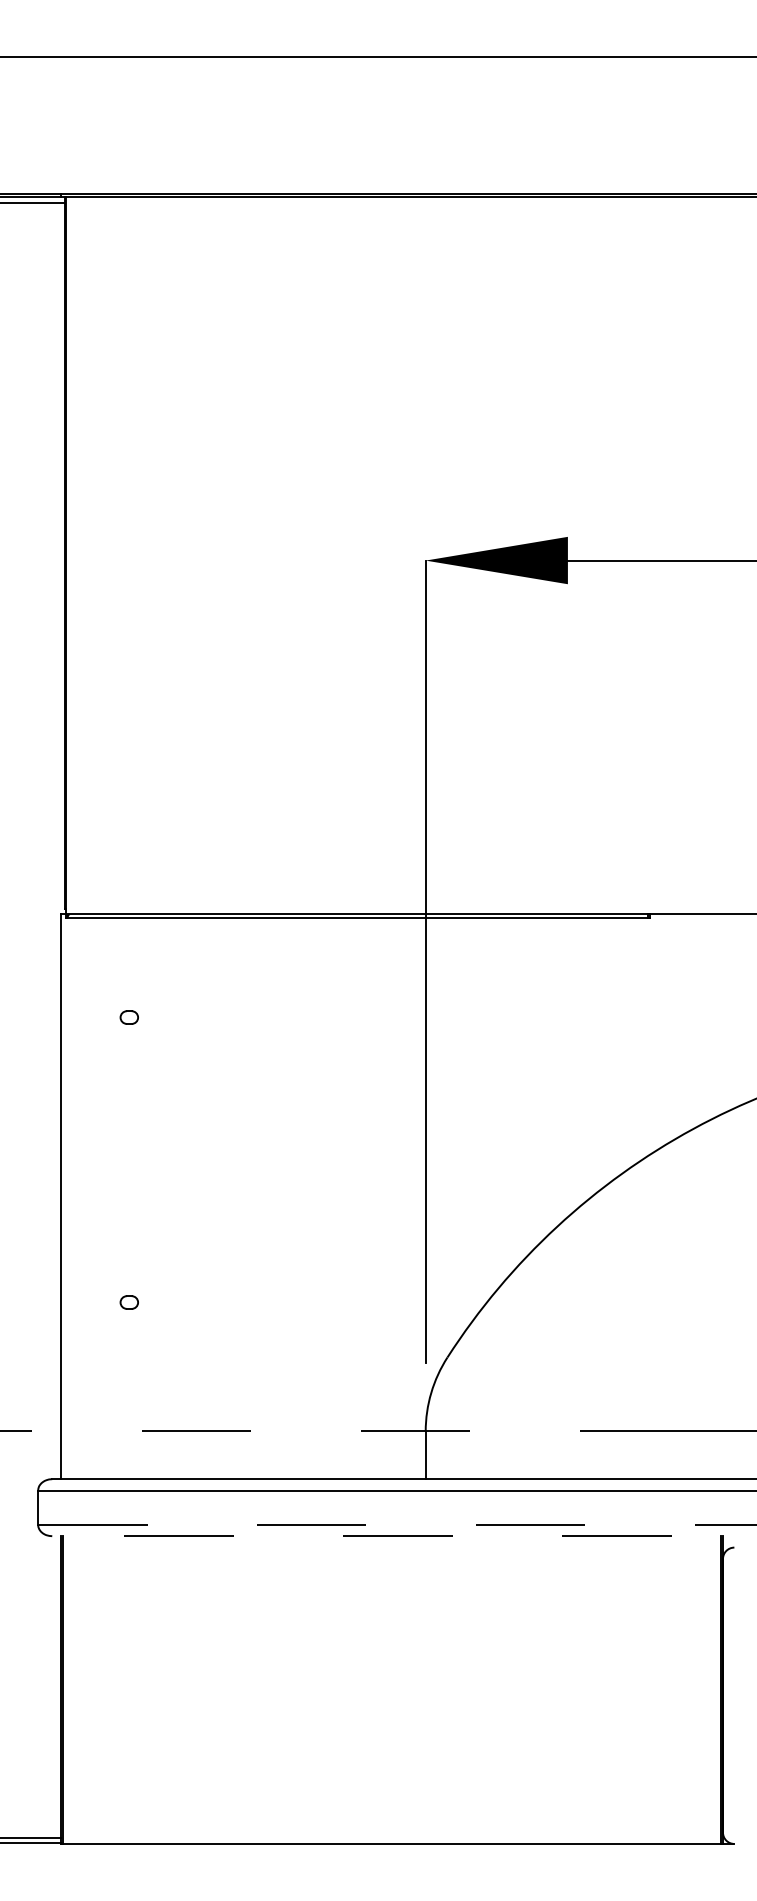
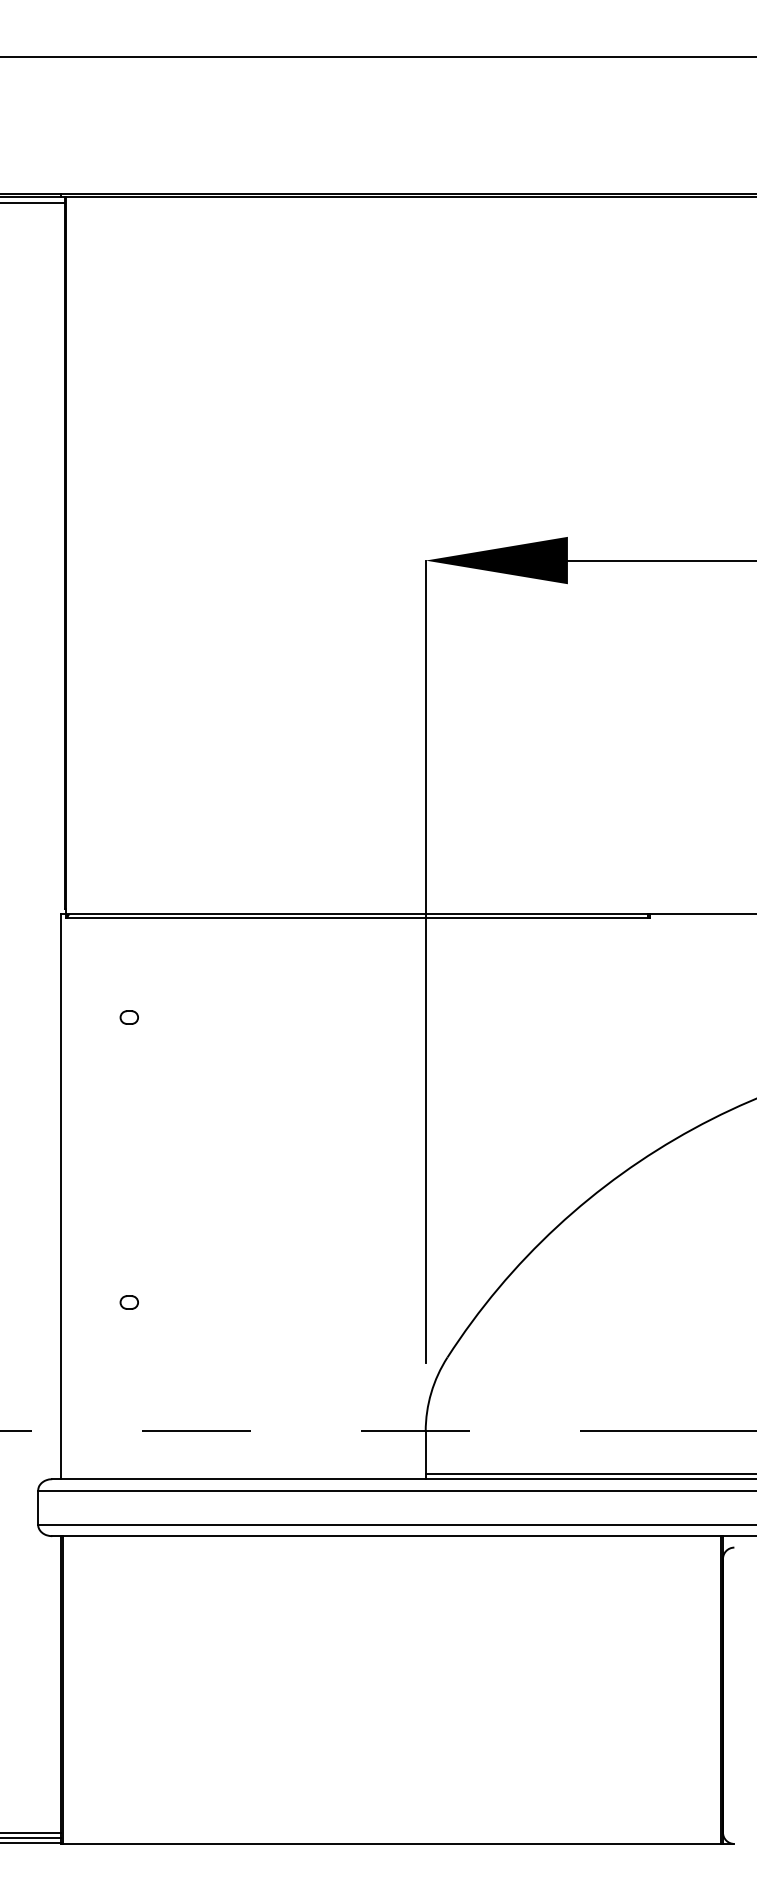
line: none -> present (589, 1473)
line: dashed -> solid (398, 1524)
line: dashed -> solid (404, 1536)
line: none -> present (31, 1832)
